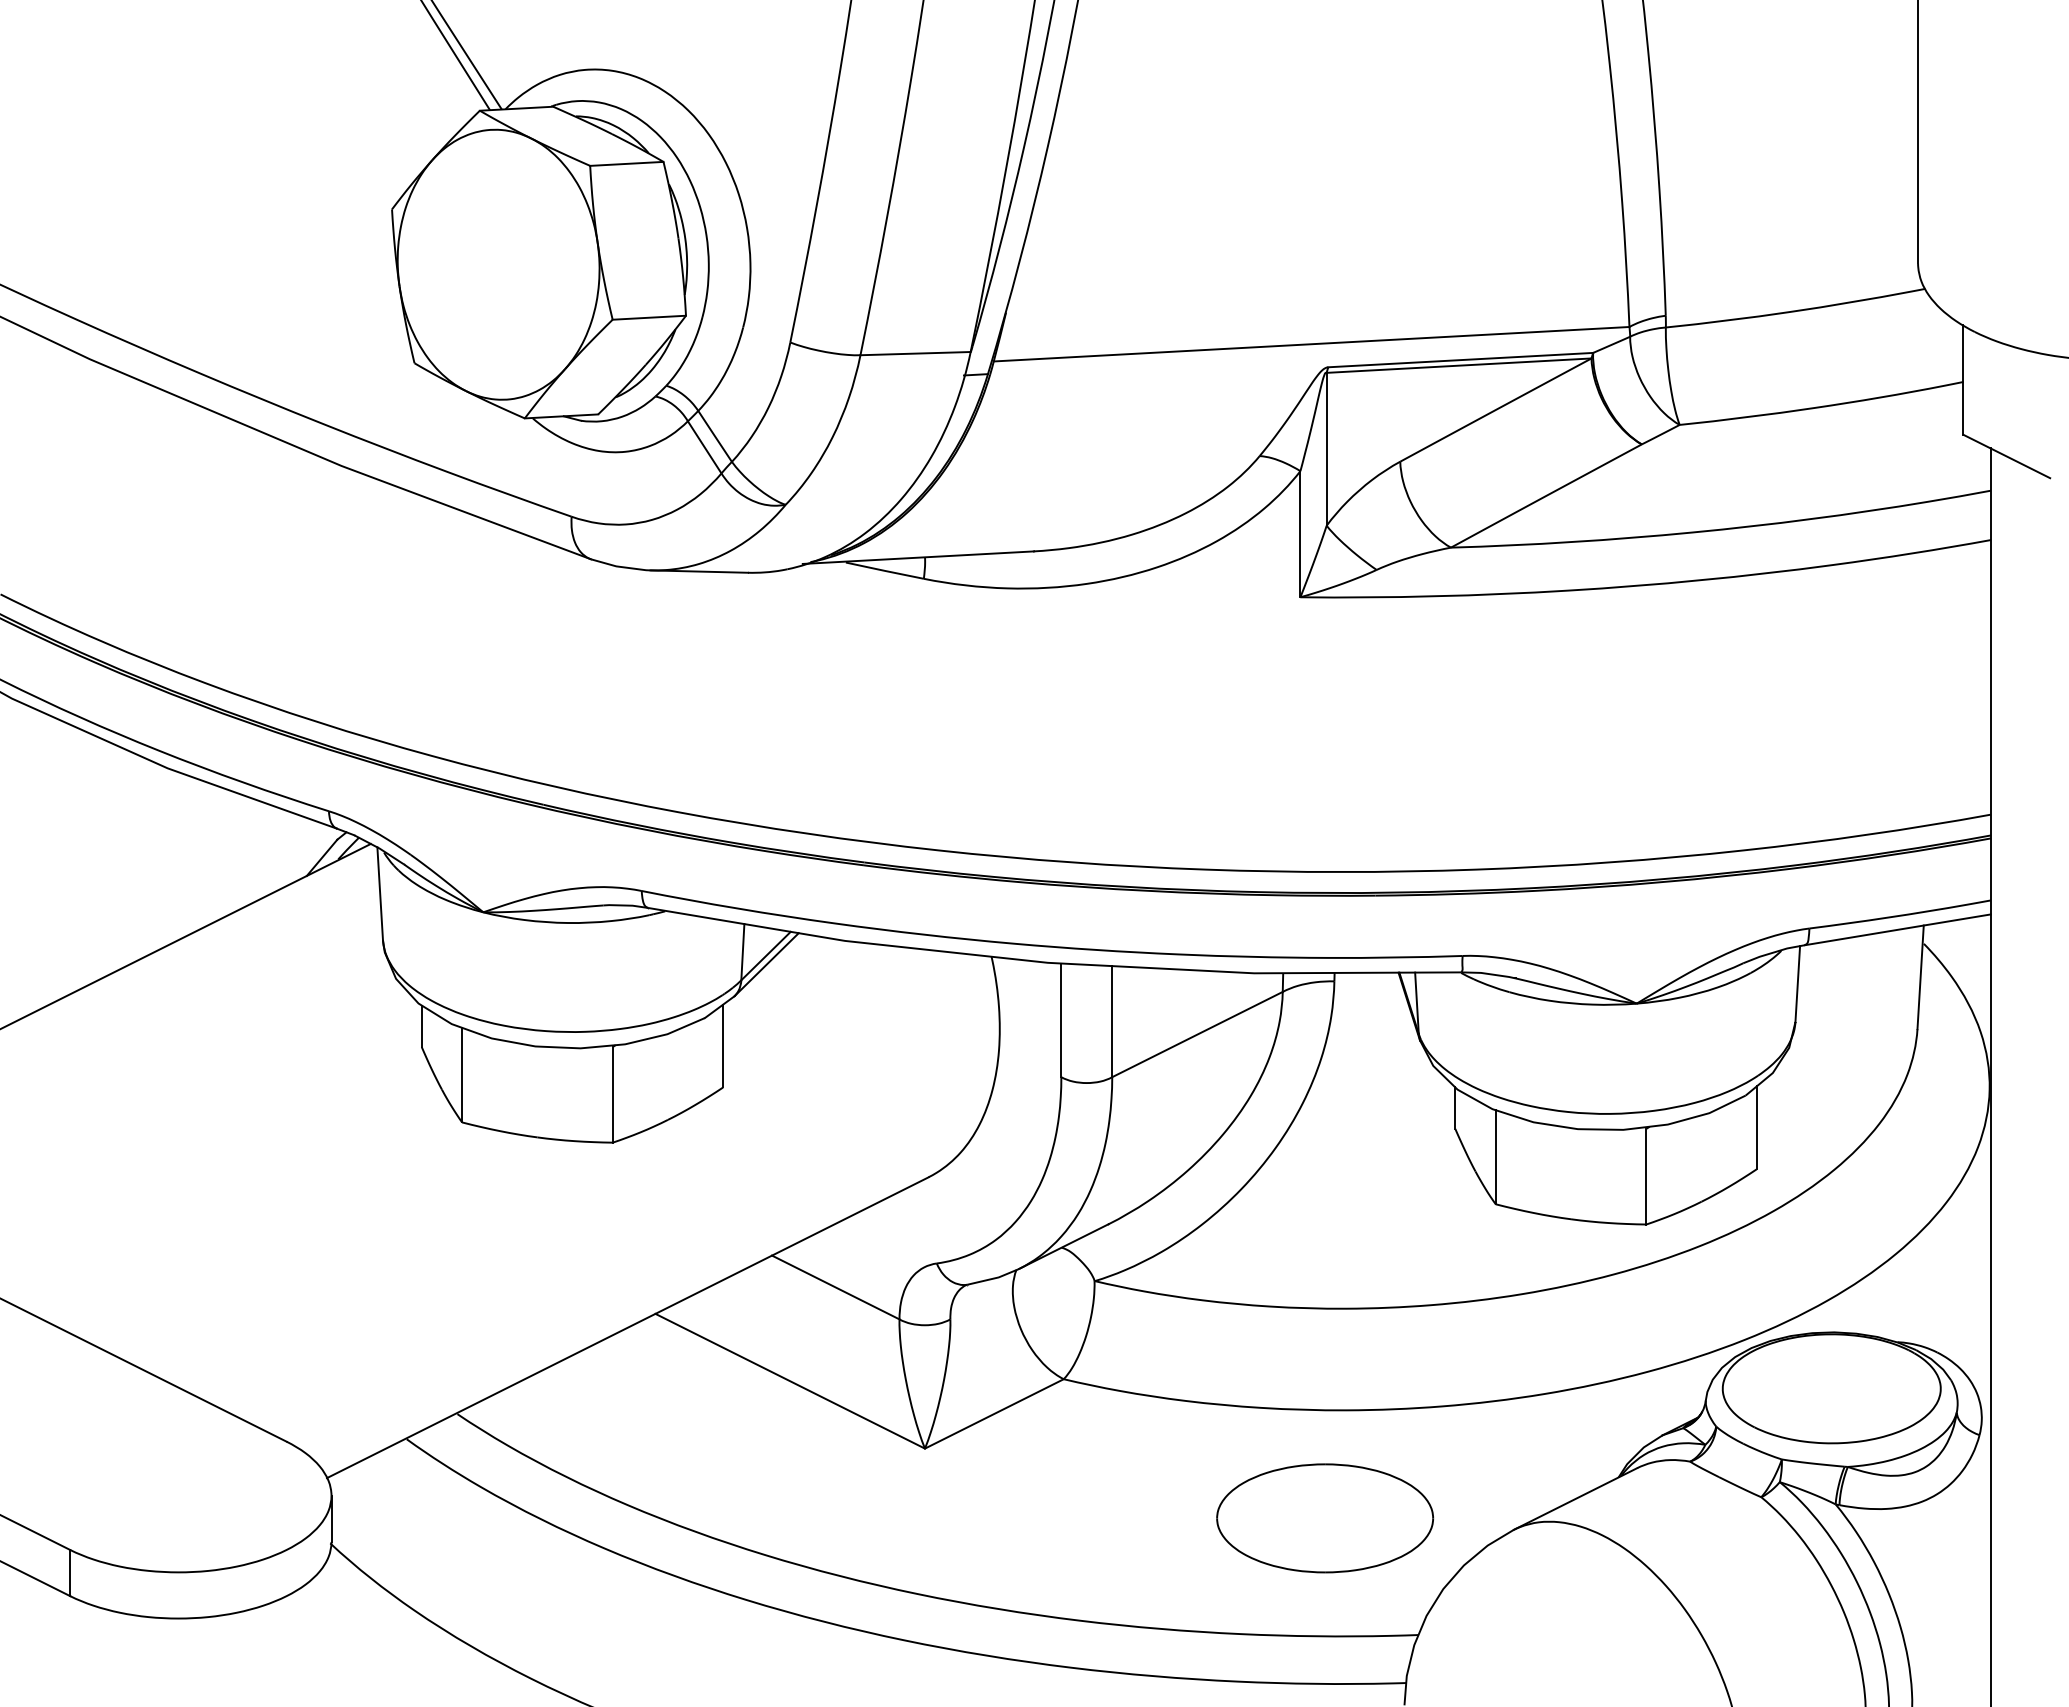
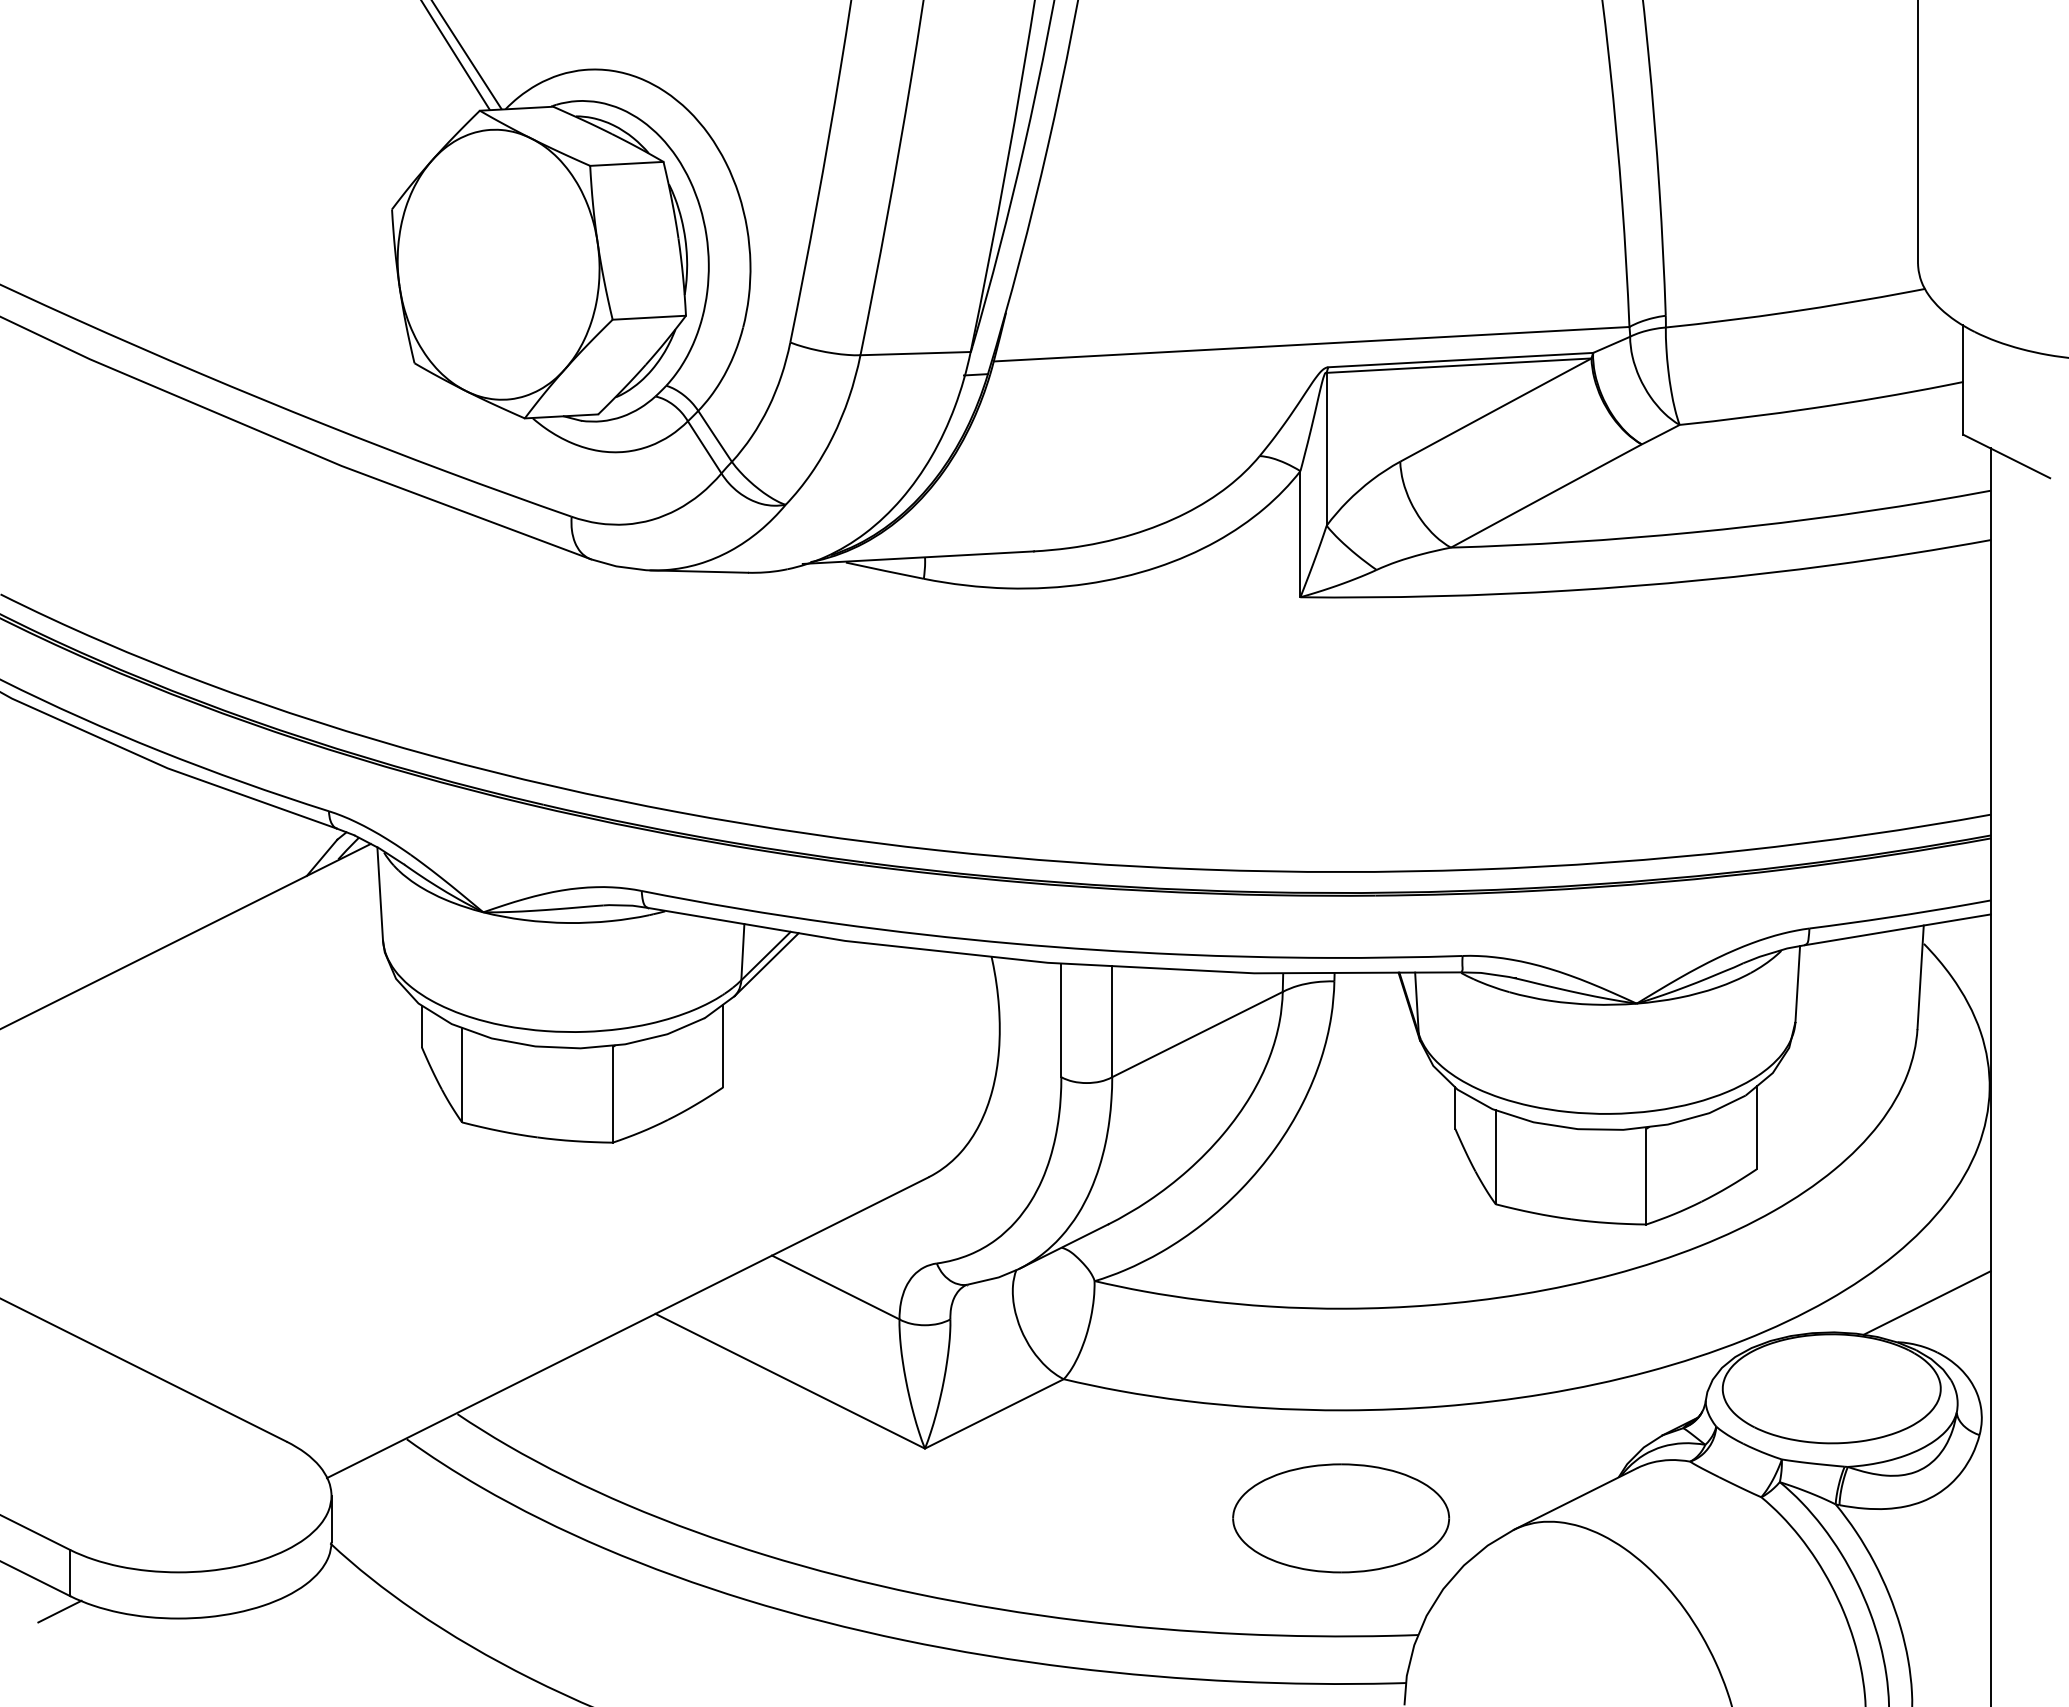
line: none -> present (1926, 1302)
part position: (1324, 1518) -> (1340, 1518) (1340, 1518)
line: none -> present (59, 1611)
